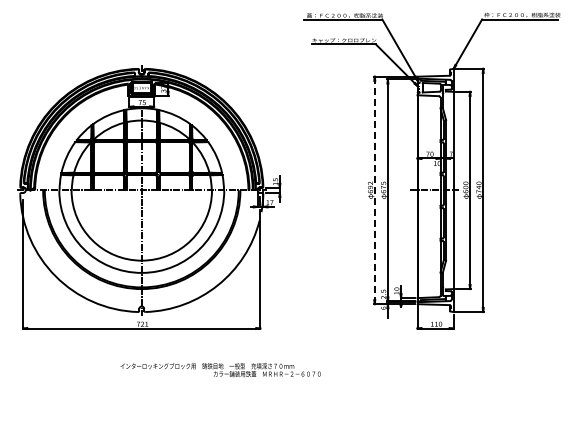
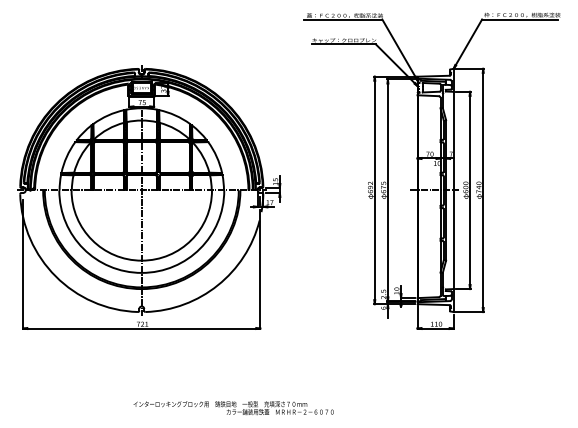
line: dashed -> solid (374, 190)
text position: (220, 370) -> (233, 408) (233, 408)
